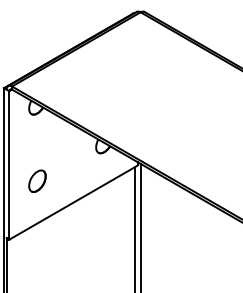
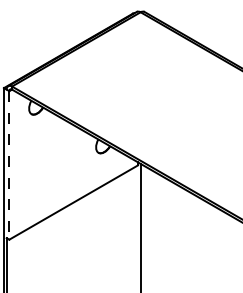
line: solid -> dashed (9, 165)
part: present -> none (37, 180)
line: present -> none (135, 227)
